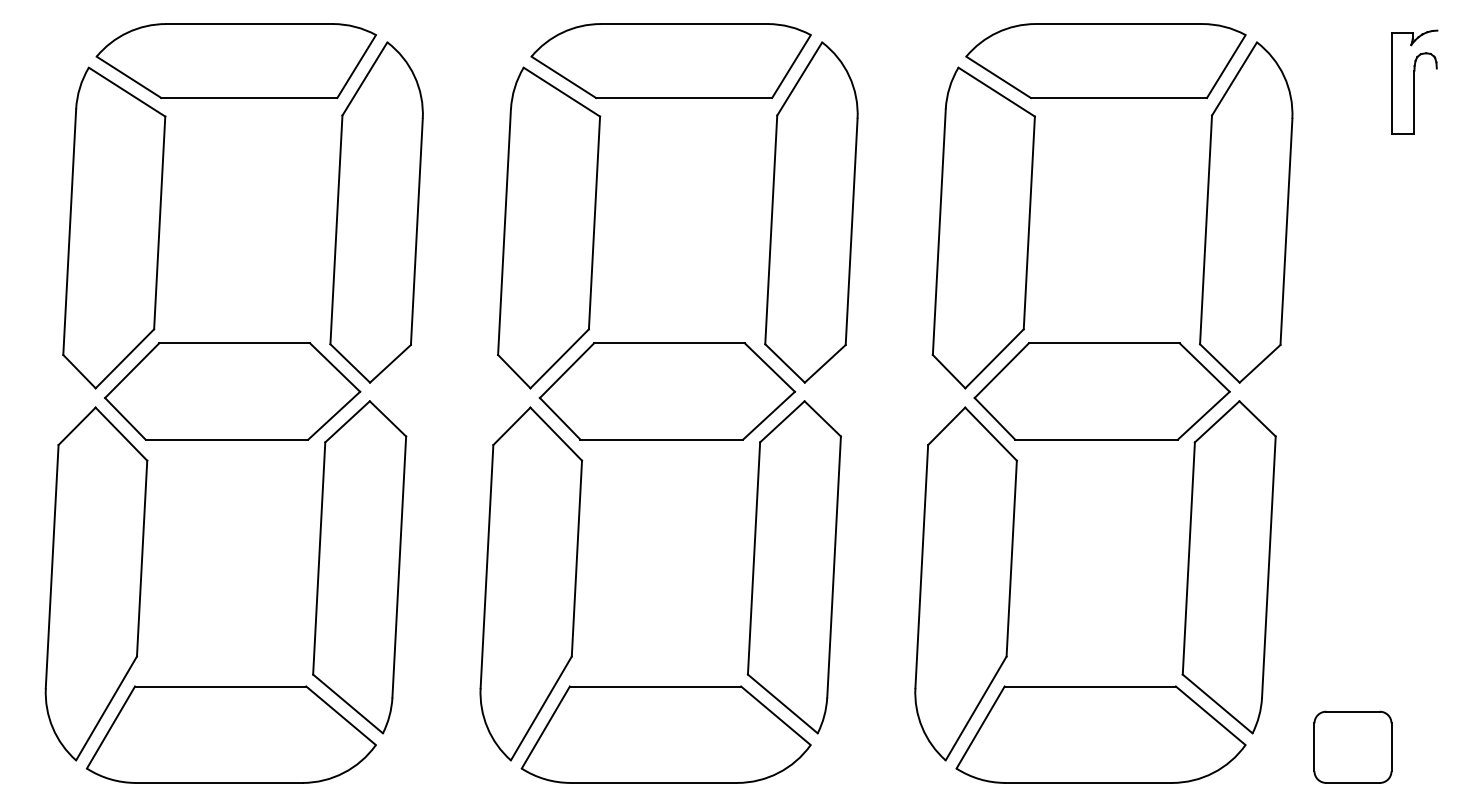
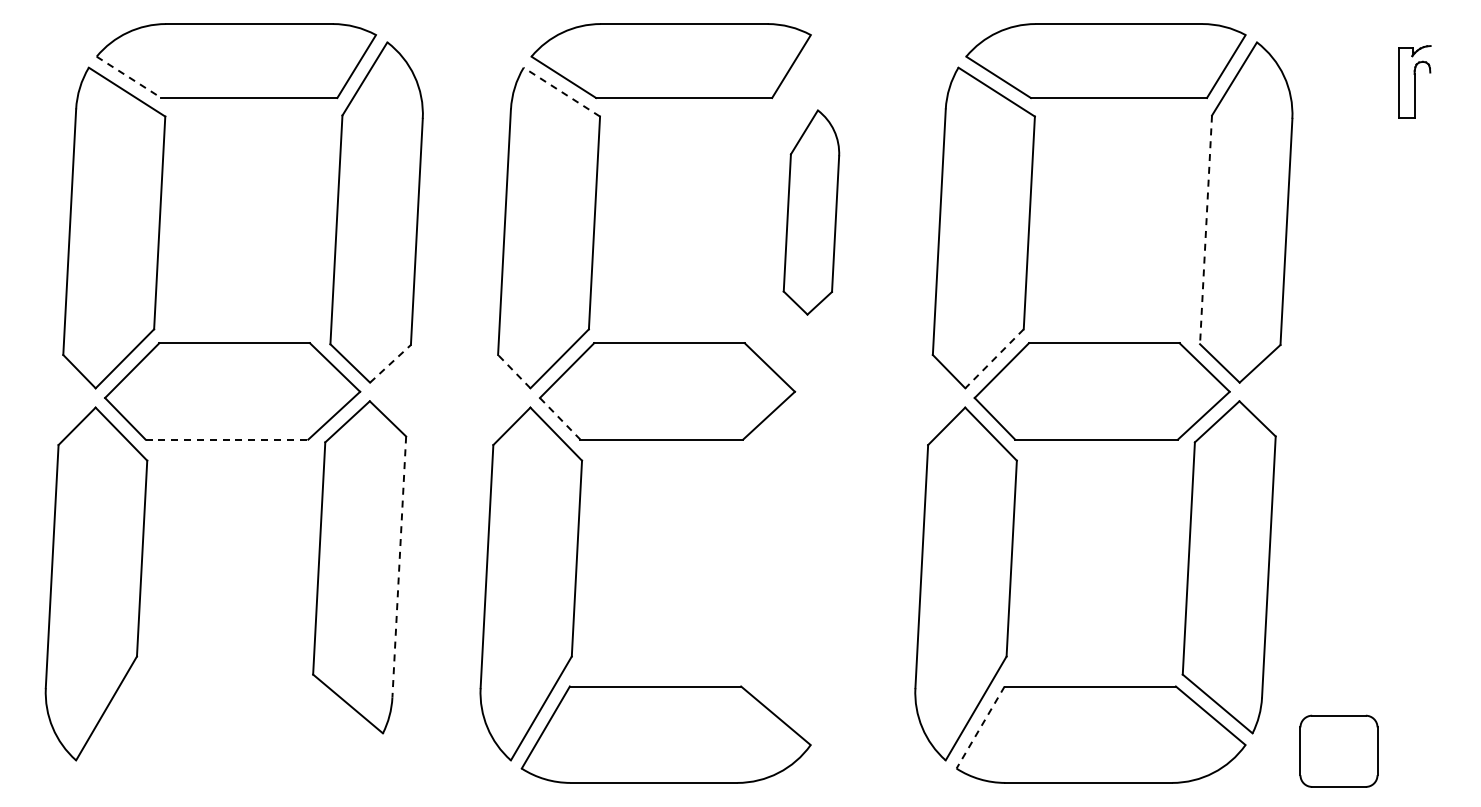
line: solid -> dashed (129, 77)
part size: 48x106 px -> 34x74 px (1414, 81)
line: solid -> dashed (561, 91)
part size: 95x343 px -> 59x207 px (811, 212)
line: solid -> dashed (1206, 230)
line: solid -> dashed (994, 358)
line: solid -> dashed (390, 363)
line: solid -> dashed (513, 371)
line: solid -> dashed (560, 419)
line: solid -> dashed (227, 439)
line: solid -> dashed (399, 567)
part: present -> none (793, 567)
line: solid -> dashed (980, 727)
part: present -> none (230, 734)
part position: (1352, 746) -> (1338, 750) (1338, 750)
